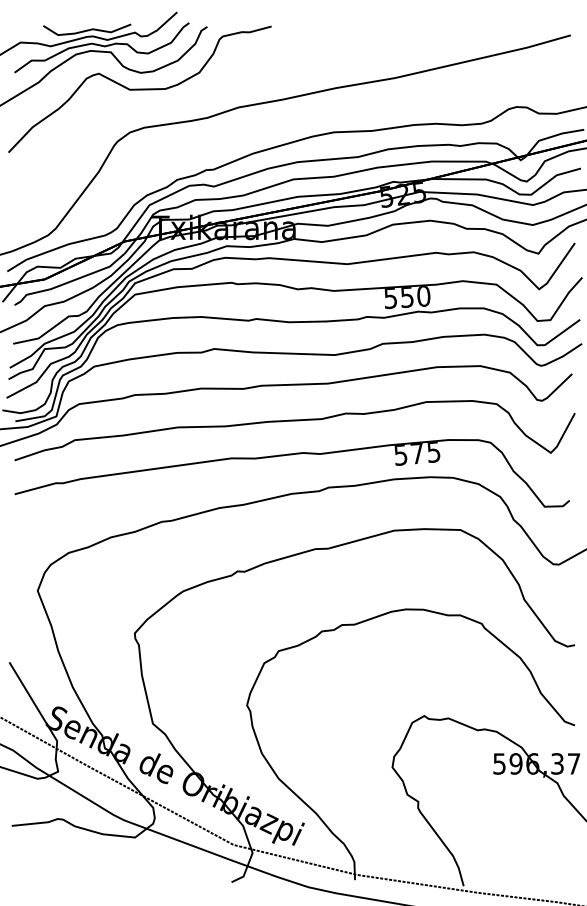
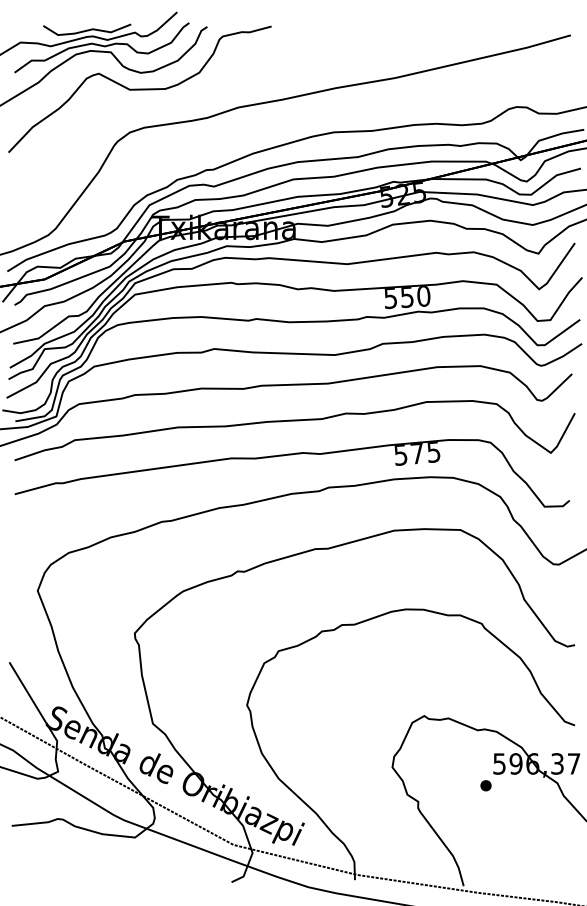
part: none -> present (485, 785)
